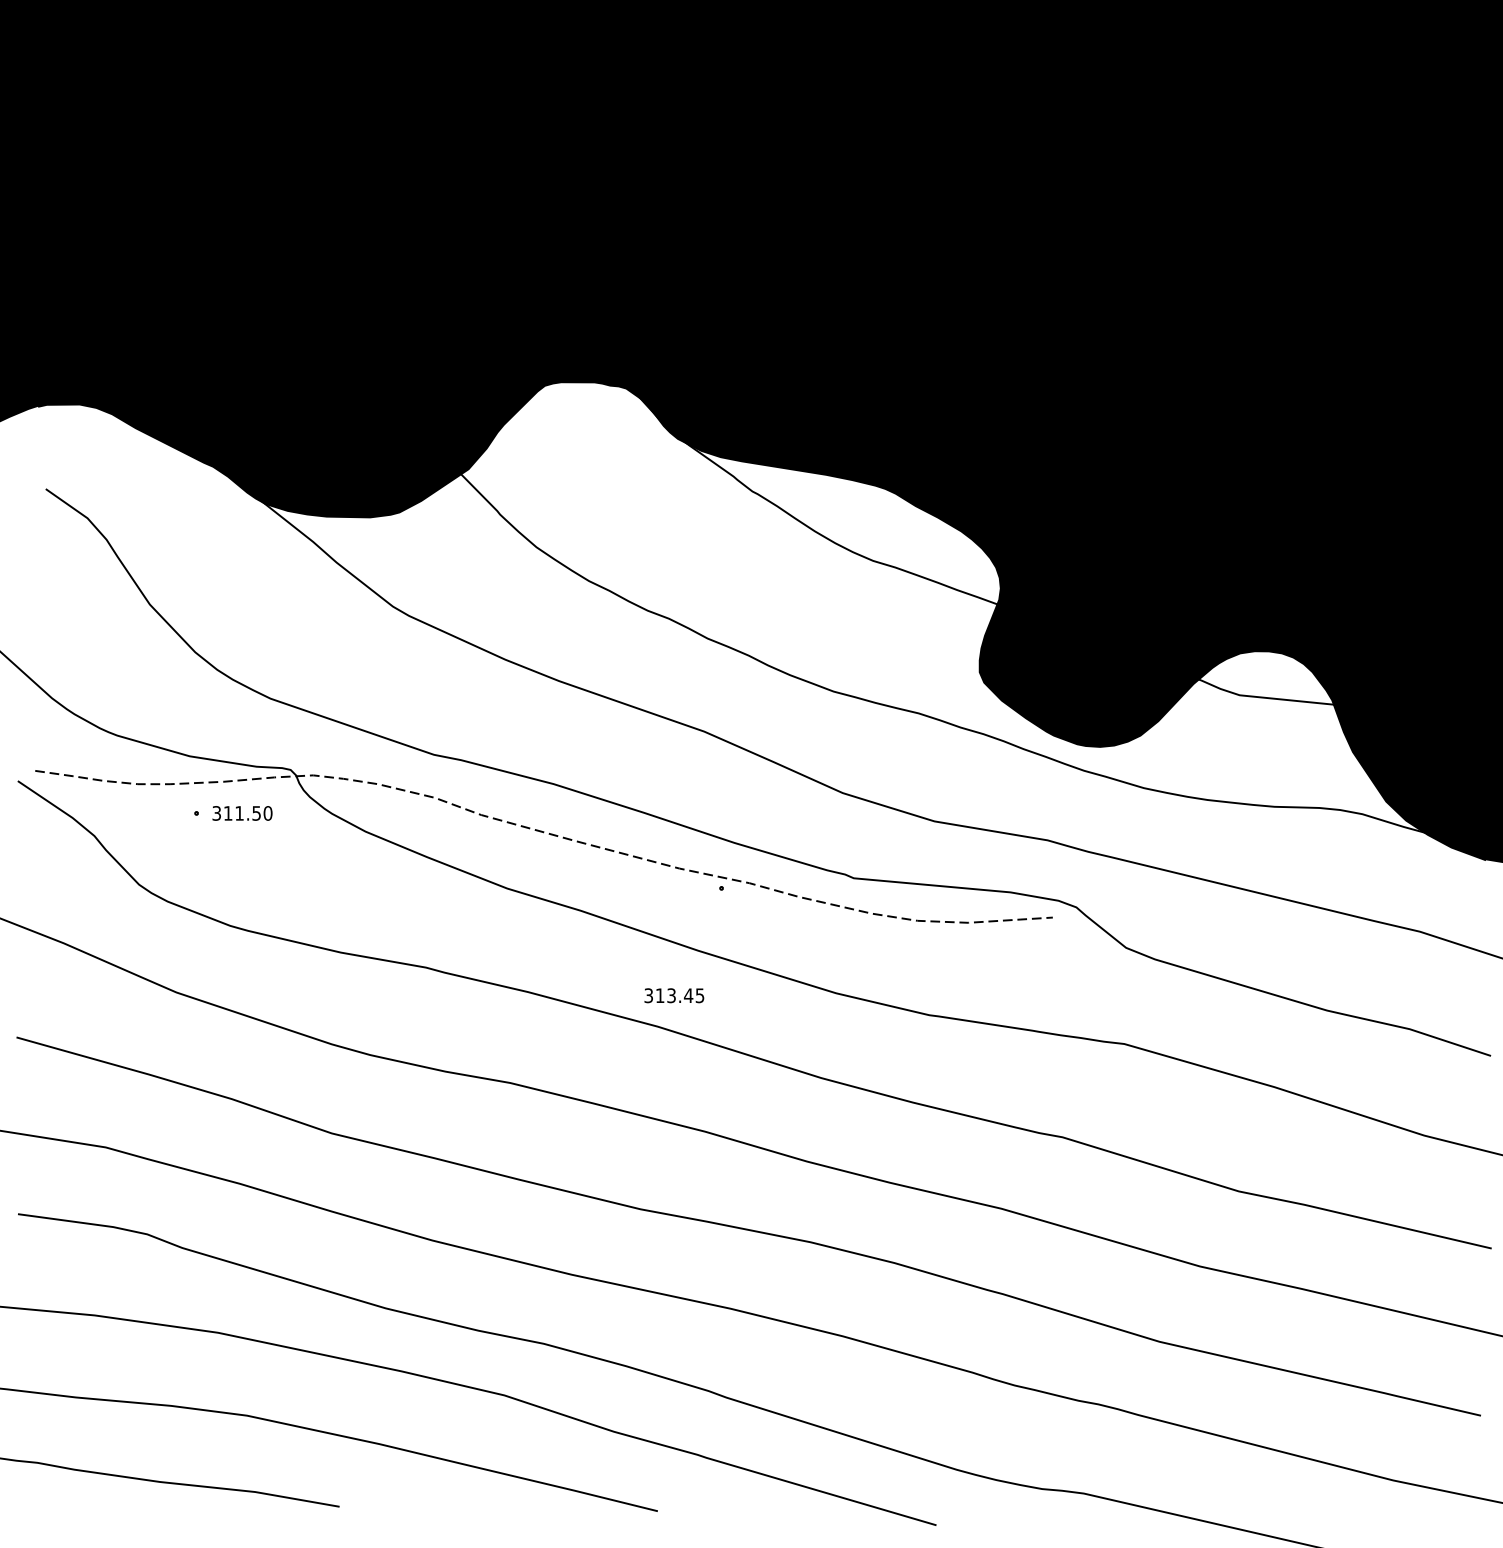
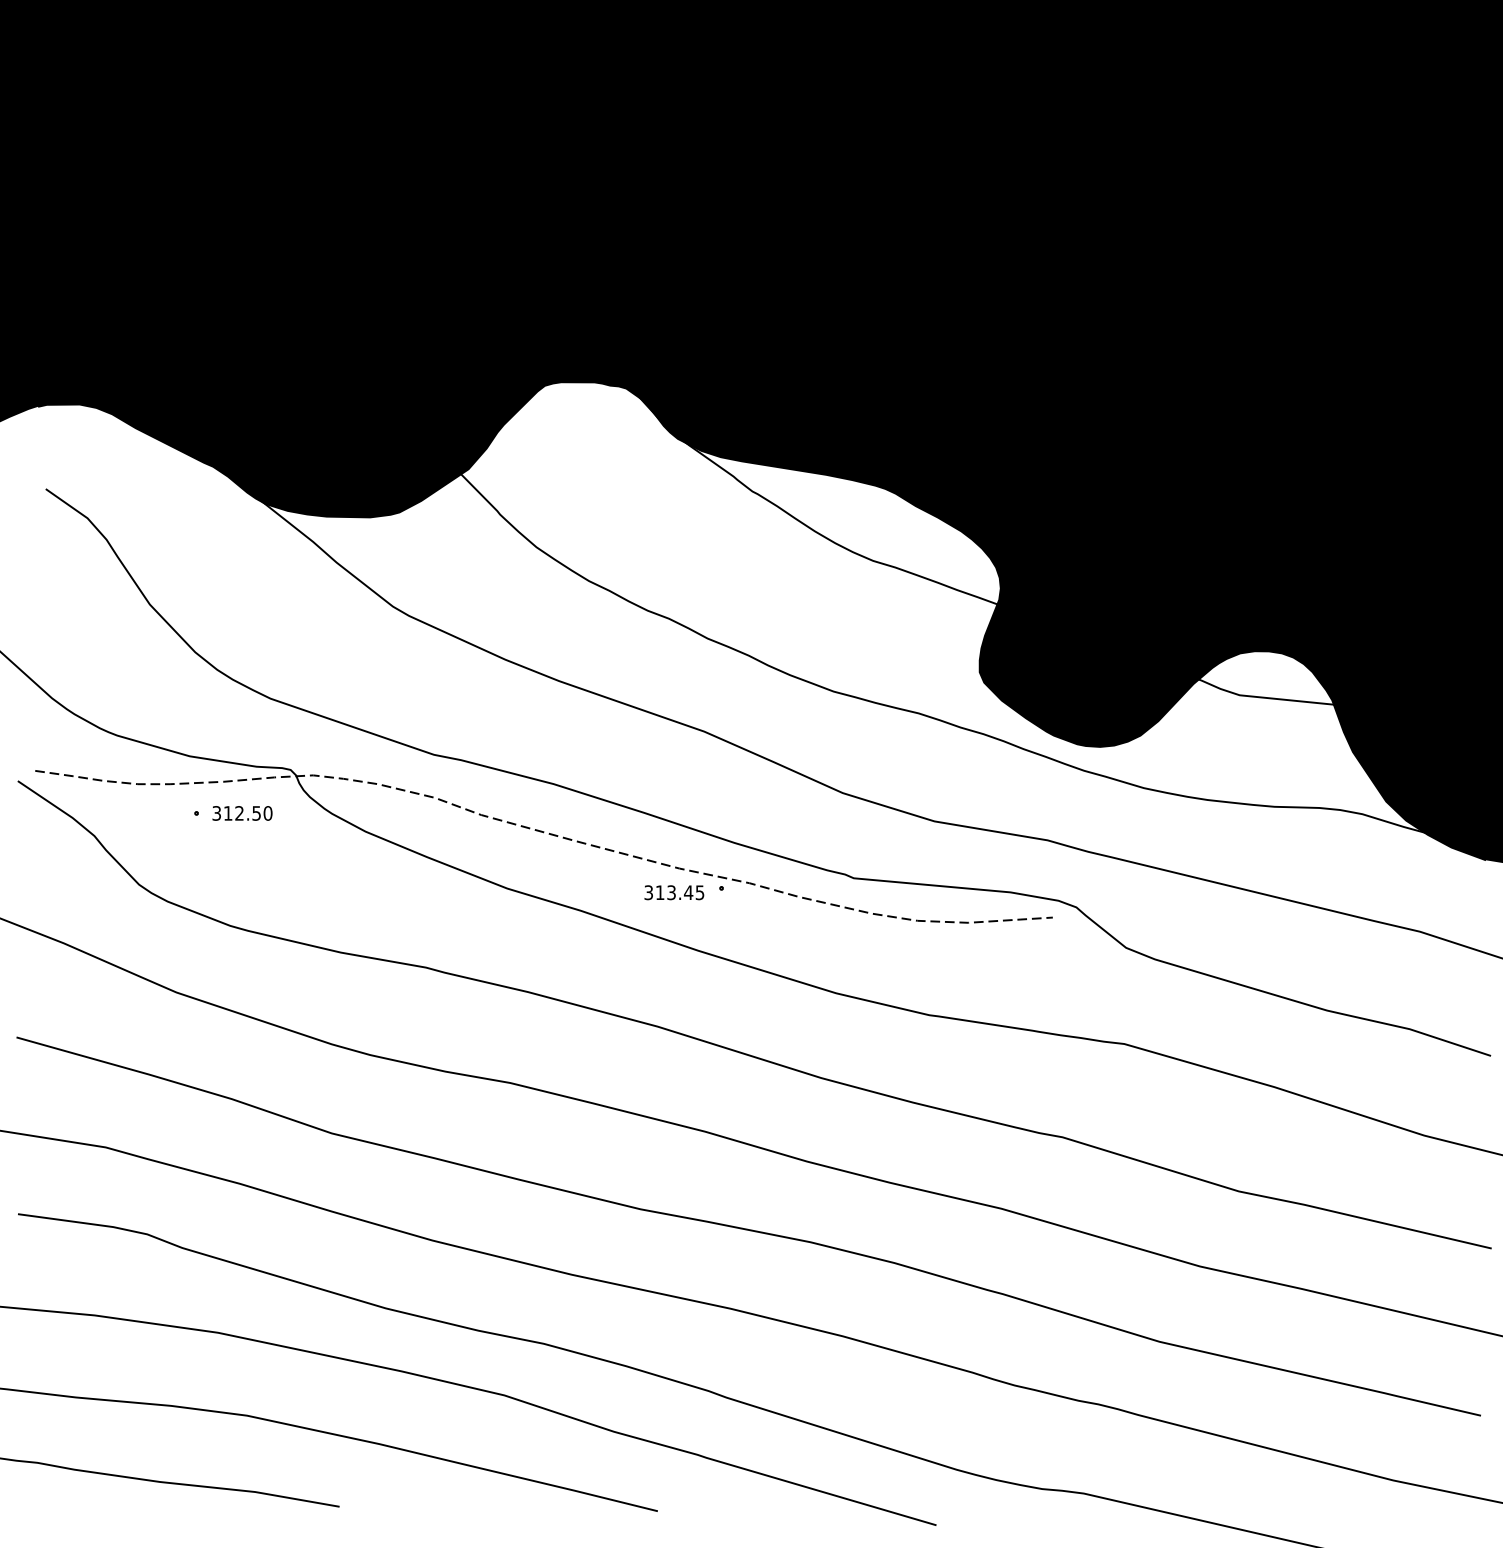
text: 311.50 -> 312.50 (239, 813)
text position: (674, 995) -> (674, 892) (674, 892)
